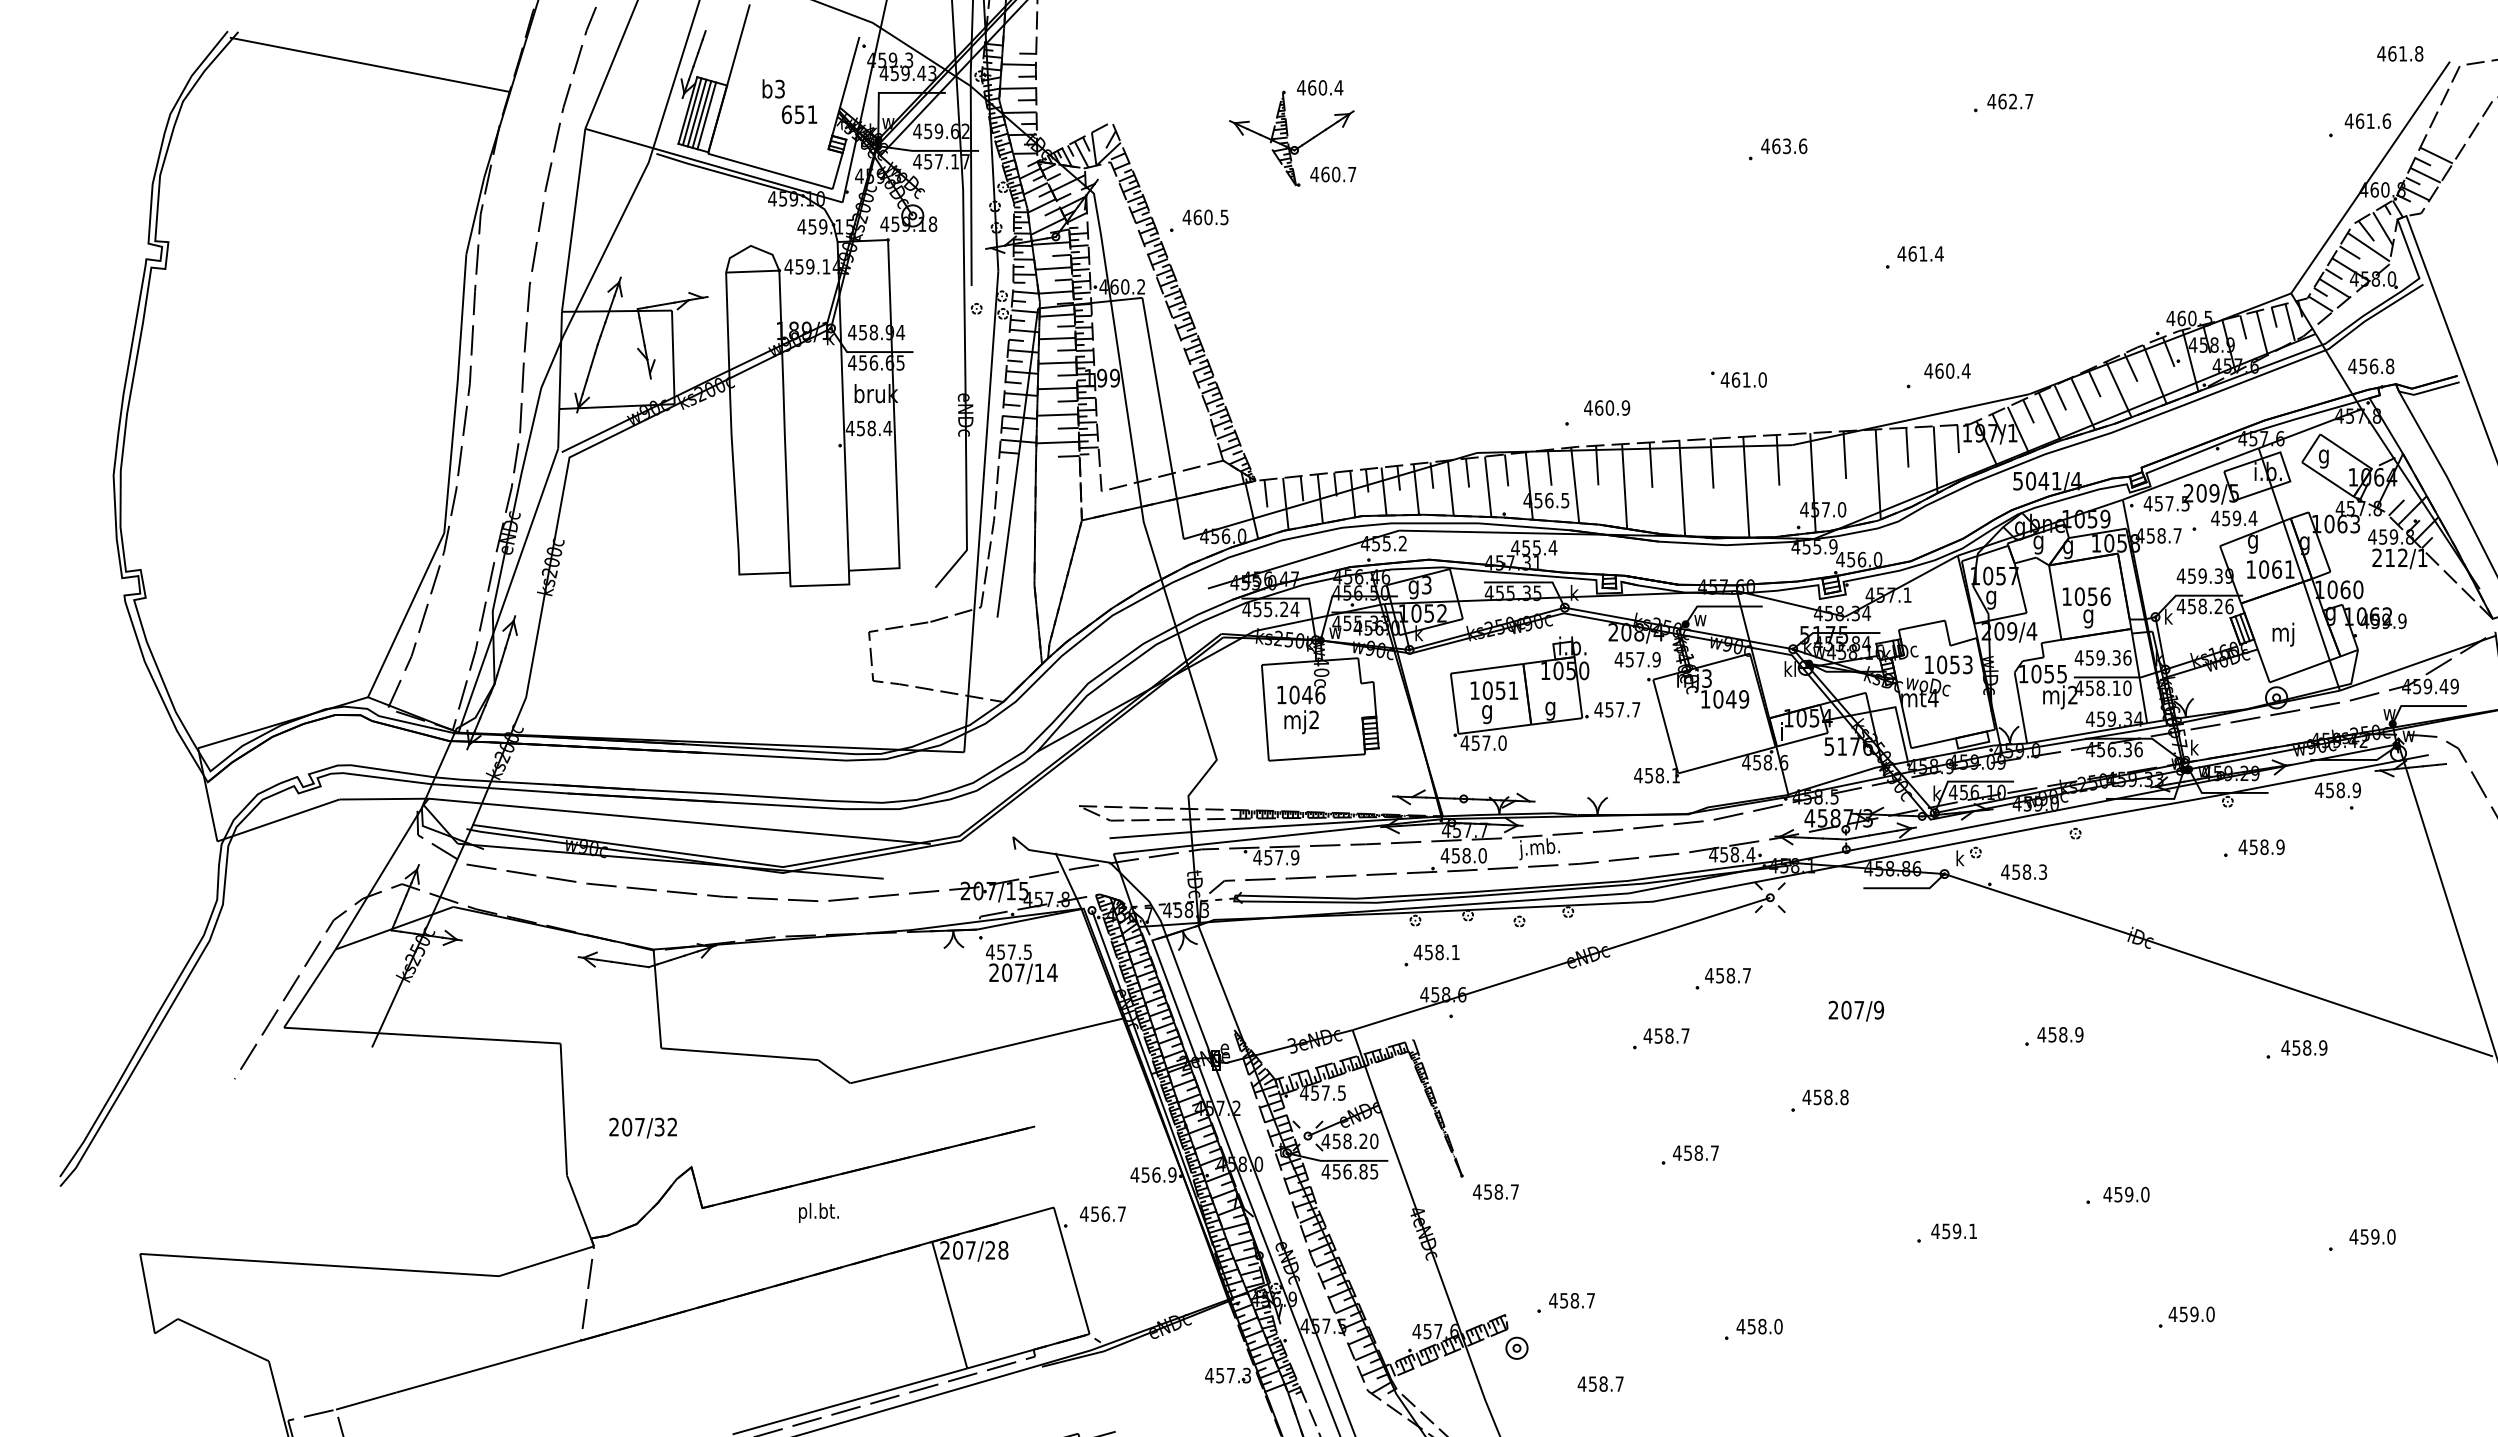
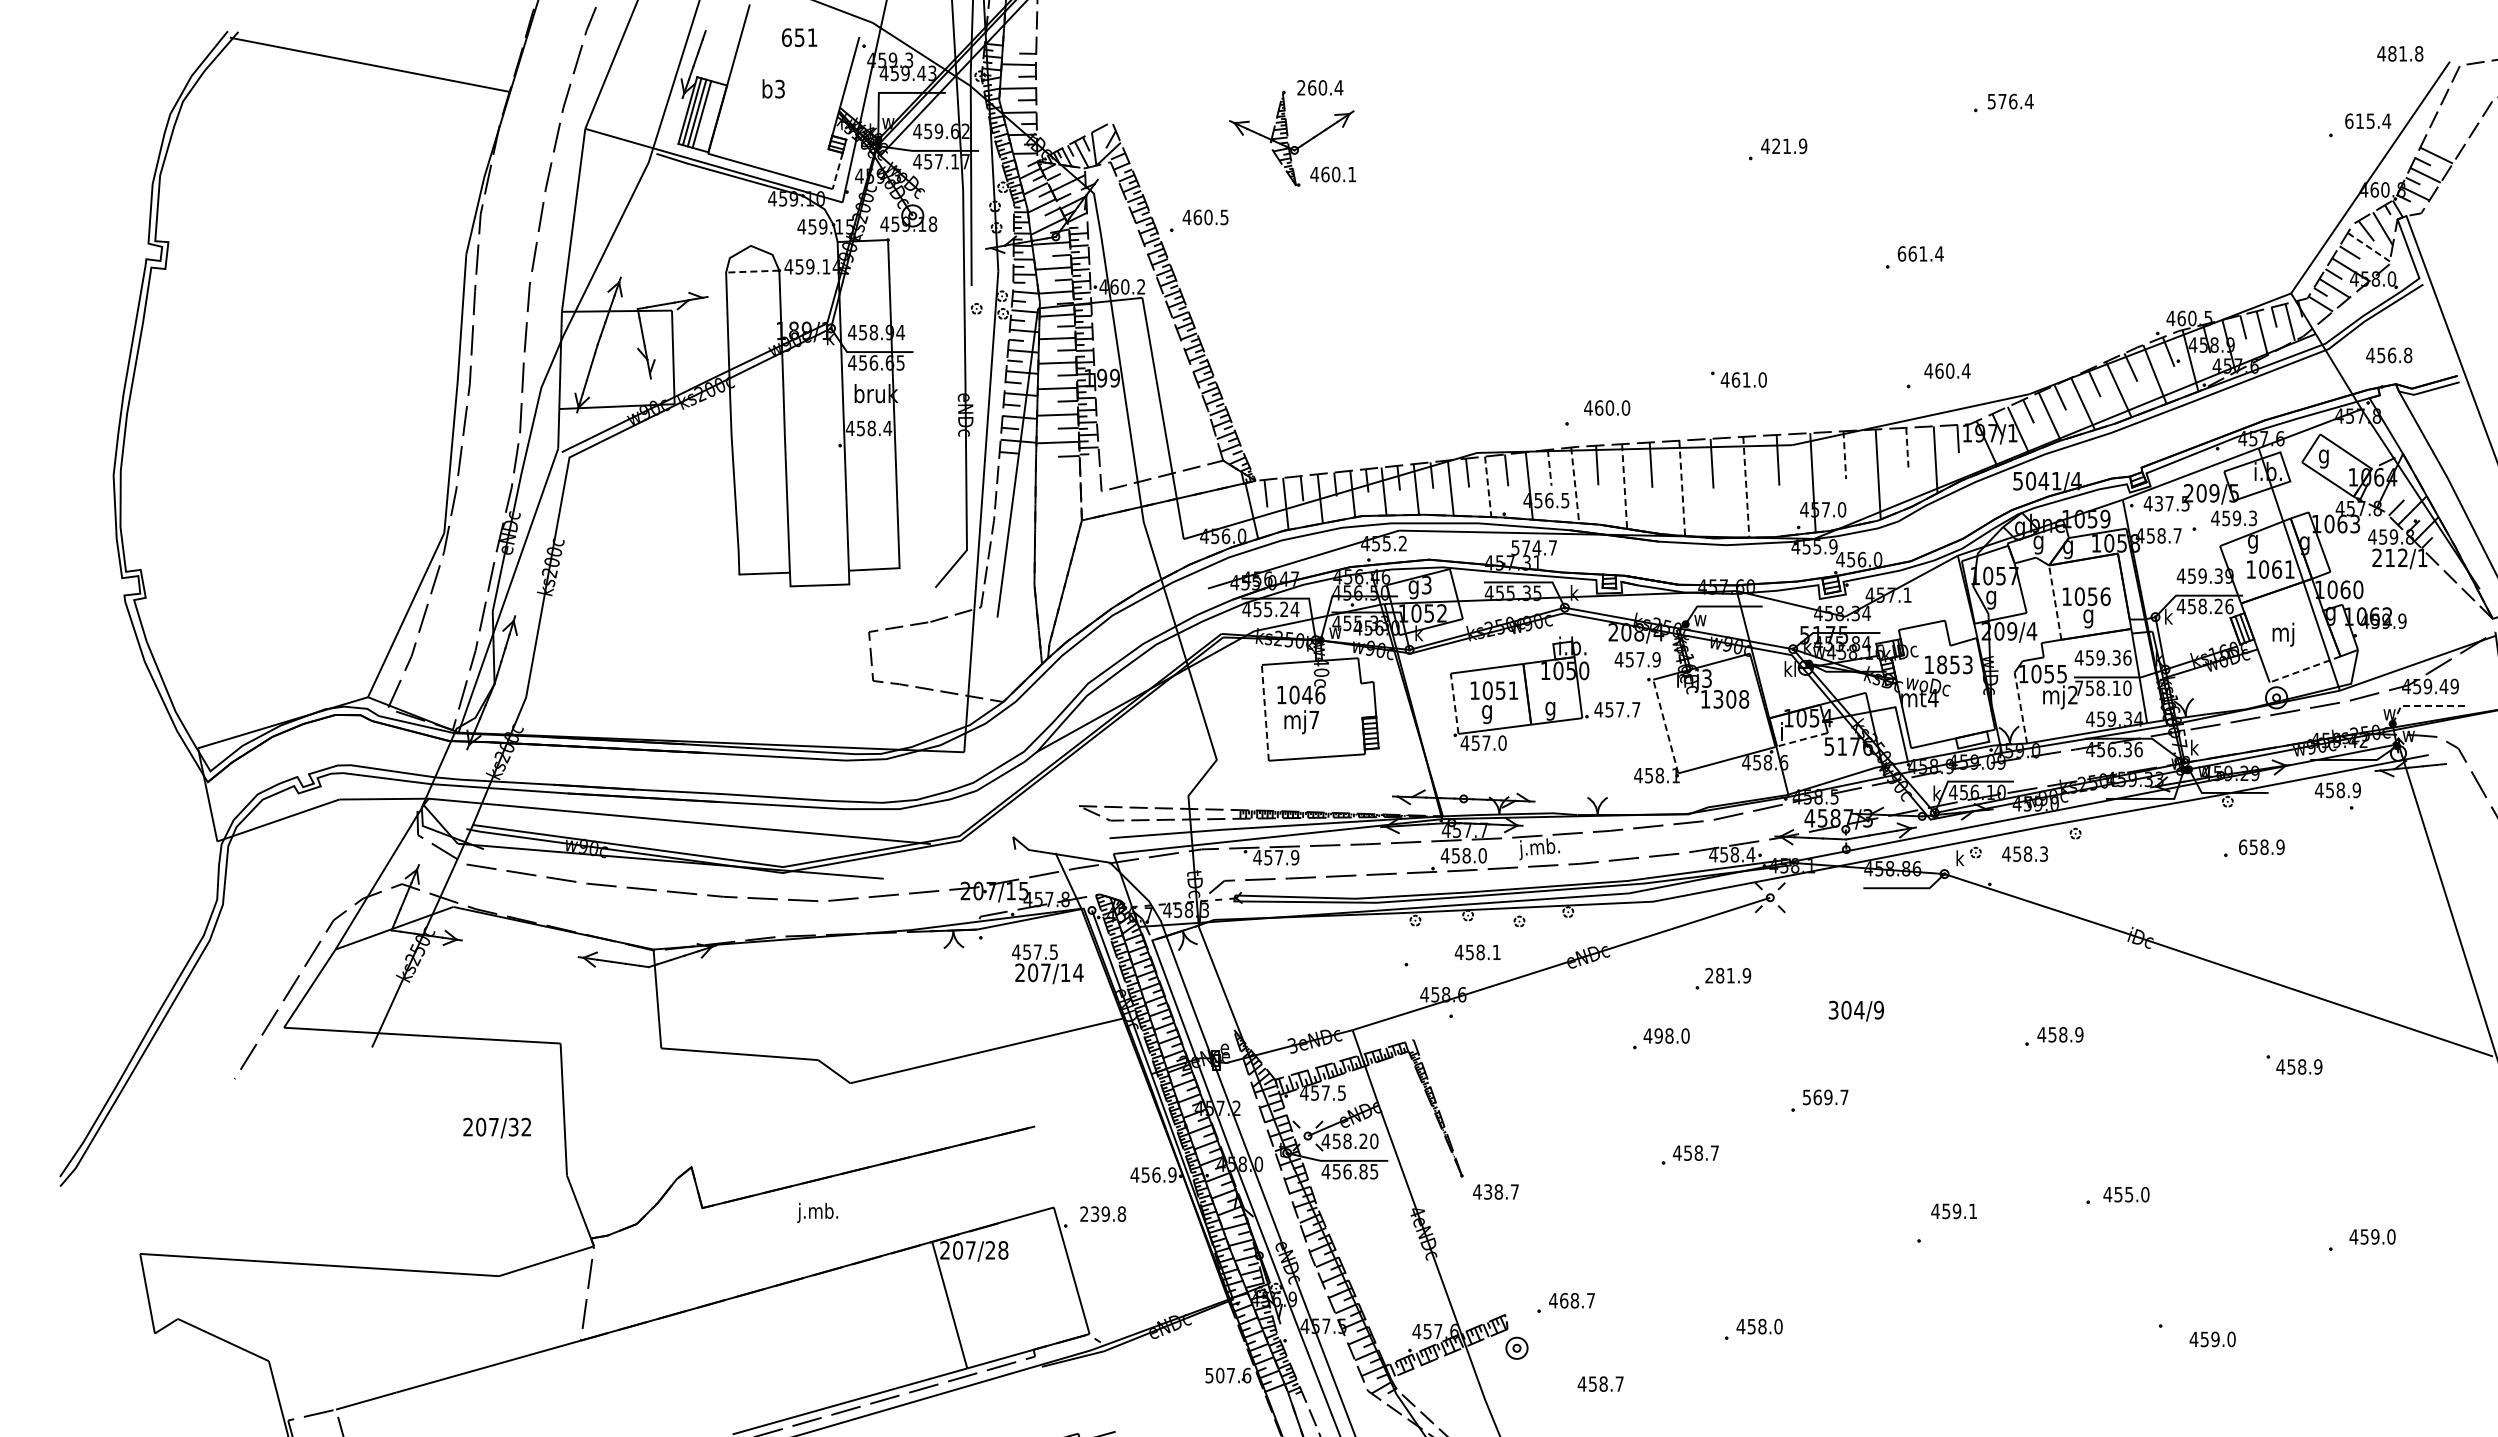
text: 461.8 -> 481.8 (2392, 53)
text: 460.4 -> 260.4 (1301, 87)
text: 462.7 -> 576.4 (2010, 101)
text position: (799, 114) -> (799, 37) (799, 37)
line: present -> none (706, 115)
text: 461.6 -> 615.4 (2367, 121)
text: 463.6 -> 421.9 (1789, 146)
line: solid -> dashed (837, 171)
text: 460.7 -> 460.1 (1352, 174)
line: solid -> dashed (2369, 247)
text: 461.4 -> 661.4 (1901, 253)
line: solid -> dashed (752, 271)
text position: (2371, 366) -> (2389, 355) (2389, 355)
text: 460.9 -> 460.0 (1625, 407)
line: solid -> dashed (1907, 447)
line: solid -> dashed (1844, 455)
line: solid -> dashed (1549, 467)
line: solid -> dashed (1575, 485)
line: solid -> dashed (1488, 487)
line: solid -> dashed (1624, 487)
line: solid -> dashed (1746, 487)
line: solid -> dashed (1682, 488)
text: 457.5 -> 437.5 (2158, 502)
text: 459.4 -> 459.3 (2252, 518)
text: 455.4 -> 574.7 (1534, 547)
line: solid -> dashed (2055, 602)
text: 1053 -> 1853 (1942, 664)
line: solid -> dashed (2305, 669)
text: 458.10 -> 758.10 (2078, 687)
text: 1049 -> 1308 (1731, 699)
line: solid -> dashed (1454, 703)
line: solid -> dashed (2424, 706)
line: solid -> dashed (2020, 708)
line: solid -> dashed (1265, 712)
text: mj2 -> mj7 (1314, 719)
line: solid -> dashed (1665, 726)
line: solid -> dashed (1802, 739)
text: 458.9 -> 658.9 (2242, 847)
text position: (2023, 871) -> (2024, 853) (2024, 853)
text position: (1436, 952) -> (1477, 952) (1477, 952)
text position: (1021, 964) -> (1047, 964) (1047, 964)
text: 458.7 -> 281.9 (1728, 975)
text: 207/9 -> 304/9 (1846, 1010)
text: 458.7 -> 498.0 (1671, 1035)
text position: (2304, 1047) -> (2299, 1066) (2299, 1066)
text: 458.8 -> 569.7 (1825, 1097)
text position: (642, 1127) -> (496, 1127) (496, 1127)
text: 458.7 -> 438.7 (1488, 1191)
text: 459.0 -> 455.0 (2129, 1193)
text: pl.bt. -> j.mb. (817, 1212)
text: 456.7 -> 239.8 (1102, 1213)
text position: (1953, 1231) -> (1953, 1211) (1953, 1211)
text: 458.7 -> 468.7 (1564, 1300)
text position: (2191, 1314) -> (2212, 1339) (2212, 1339)
text: 457.3 -> 507.6 (1228, 1375)
